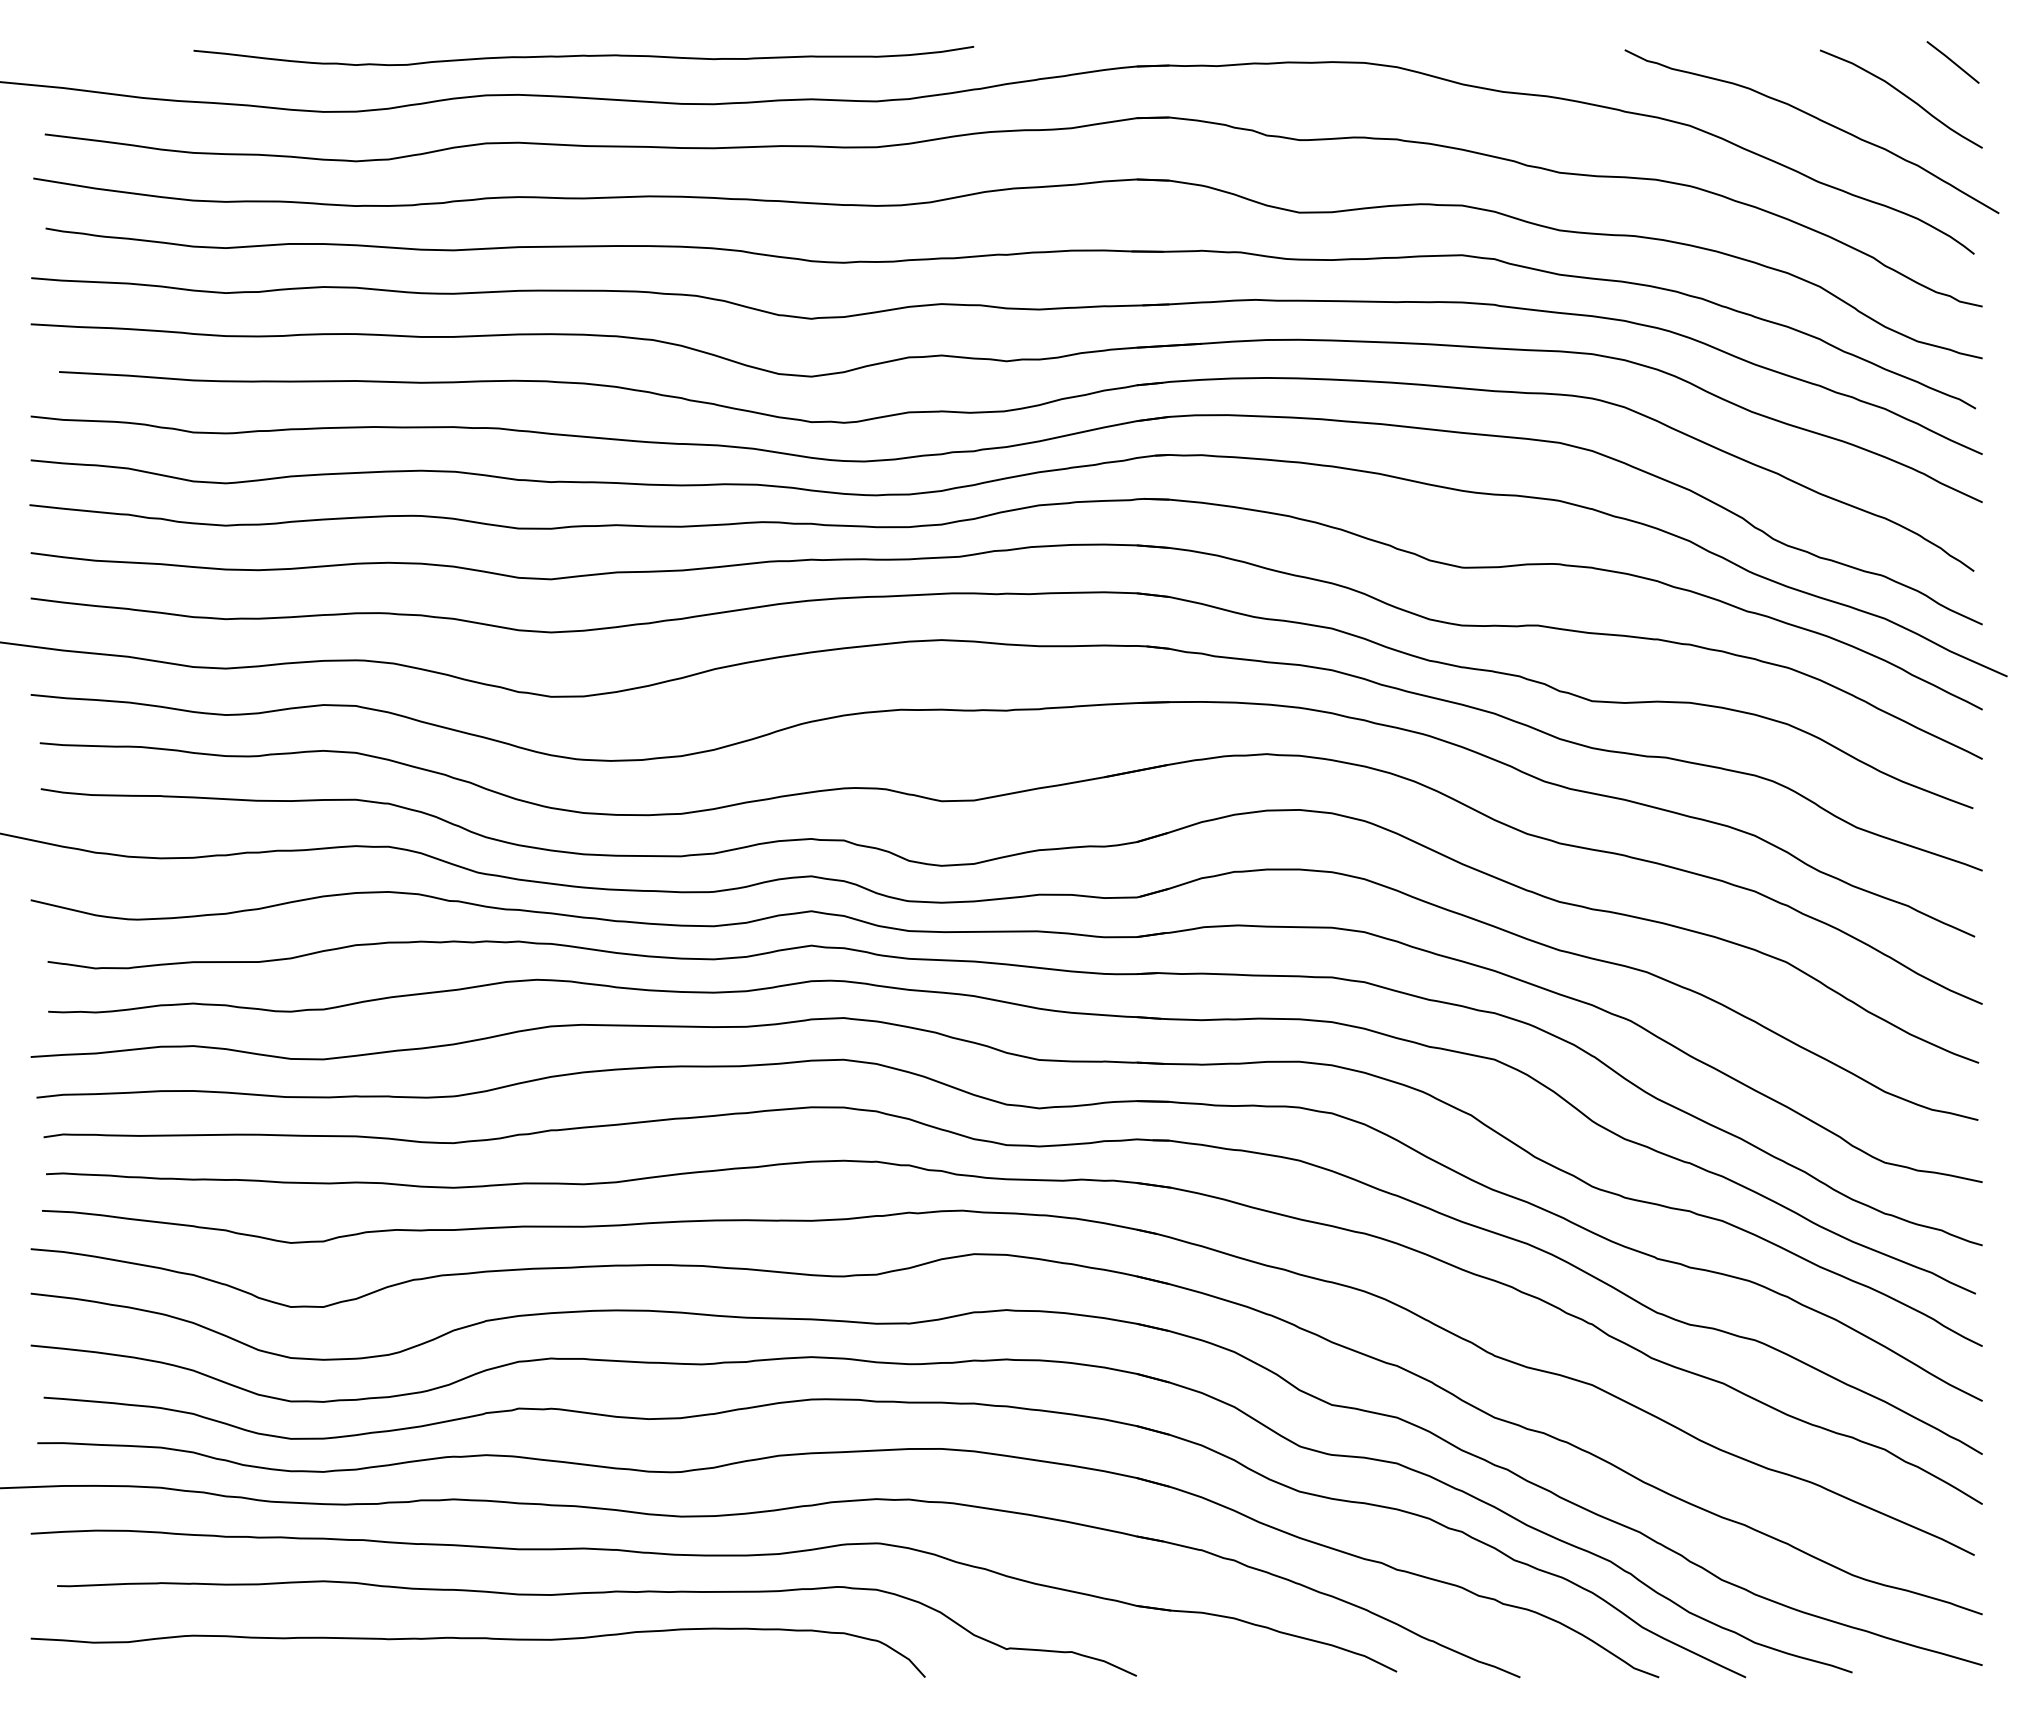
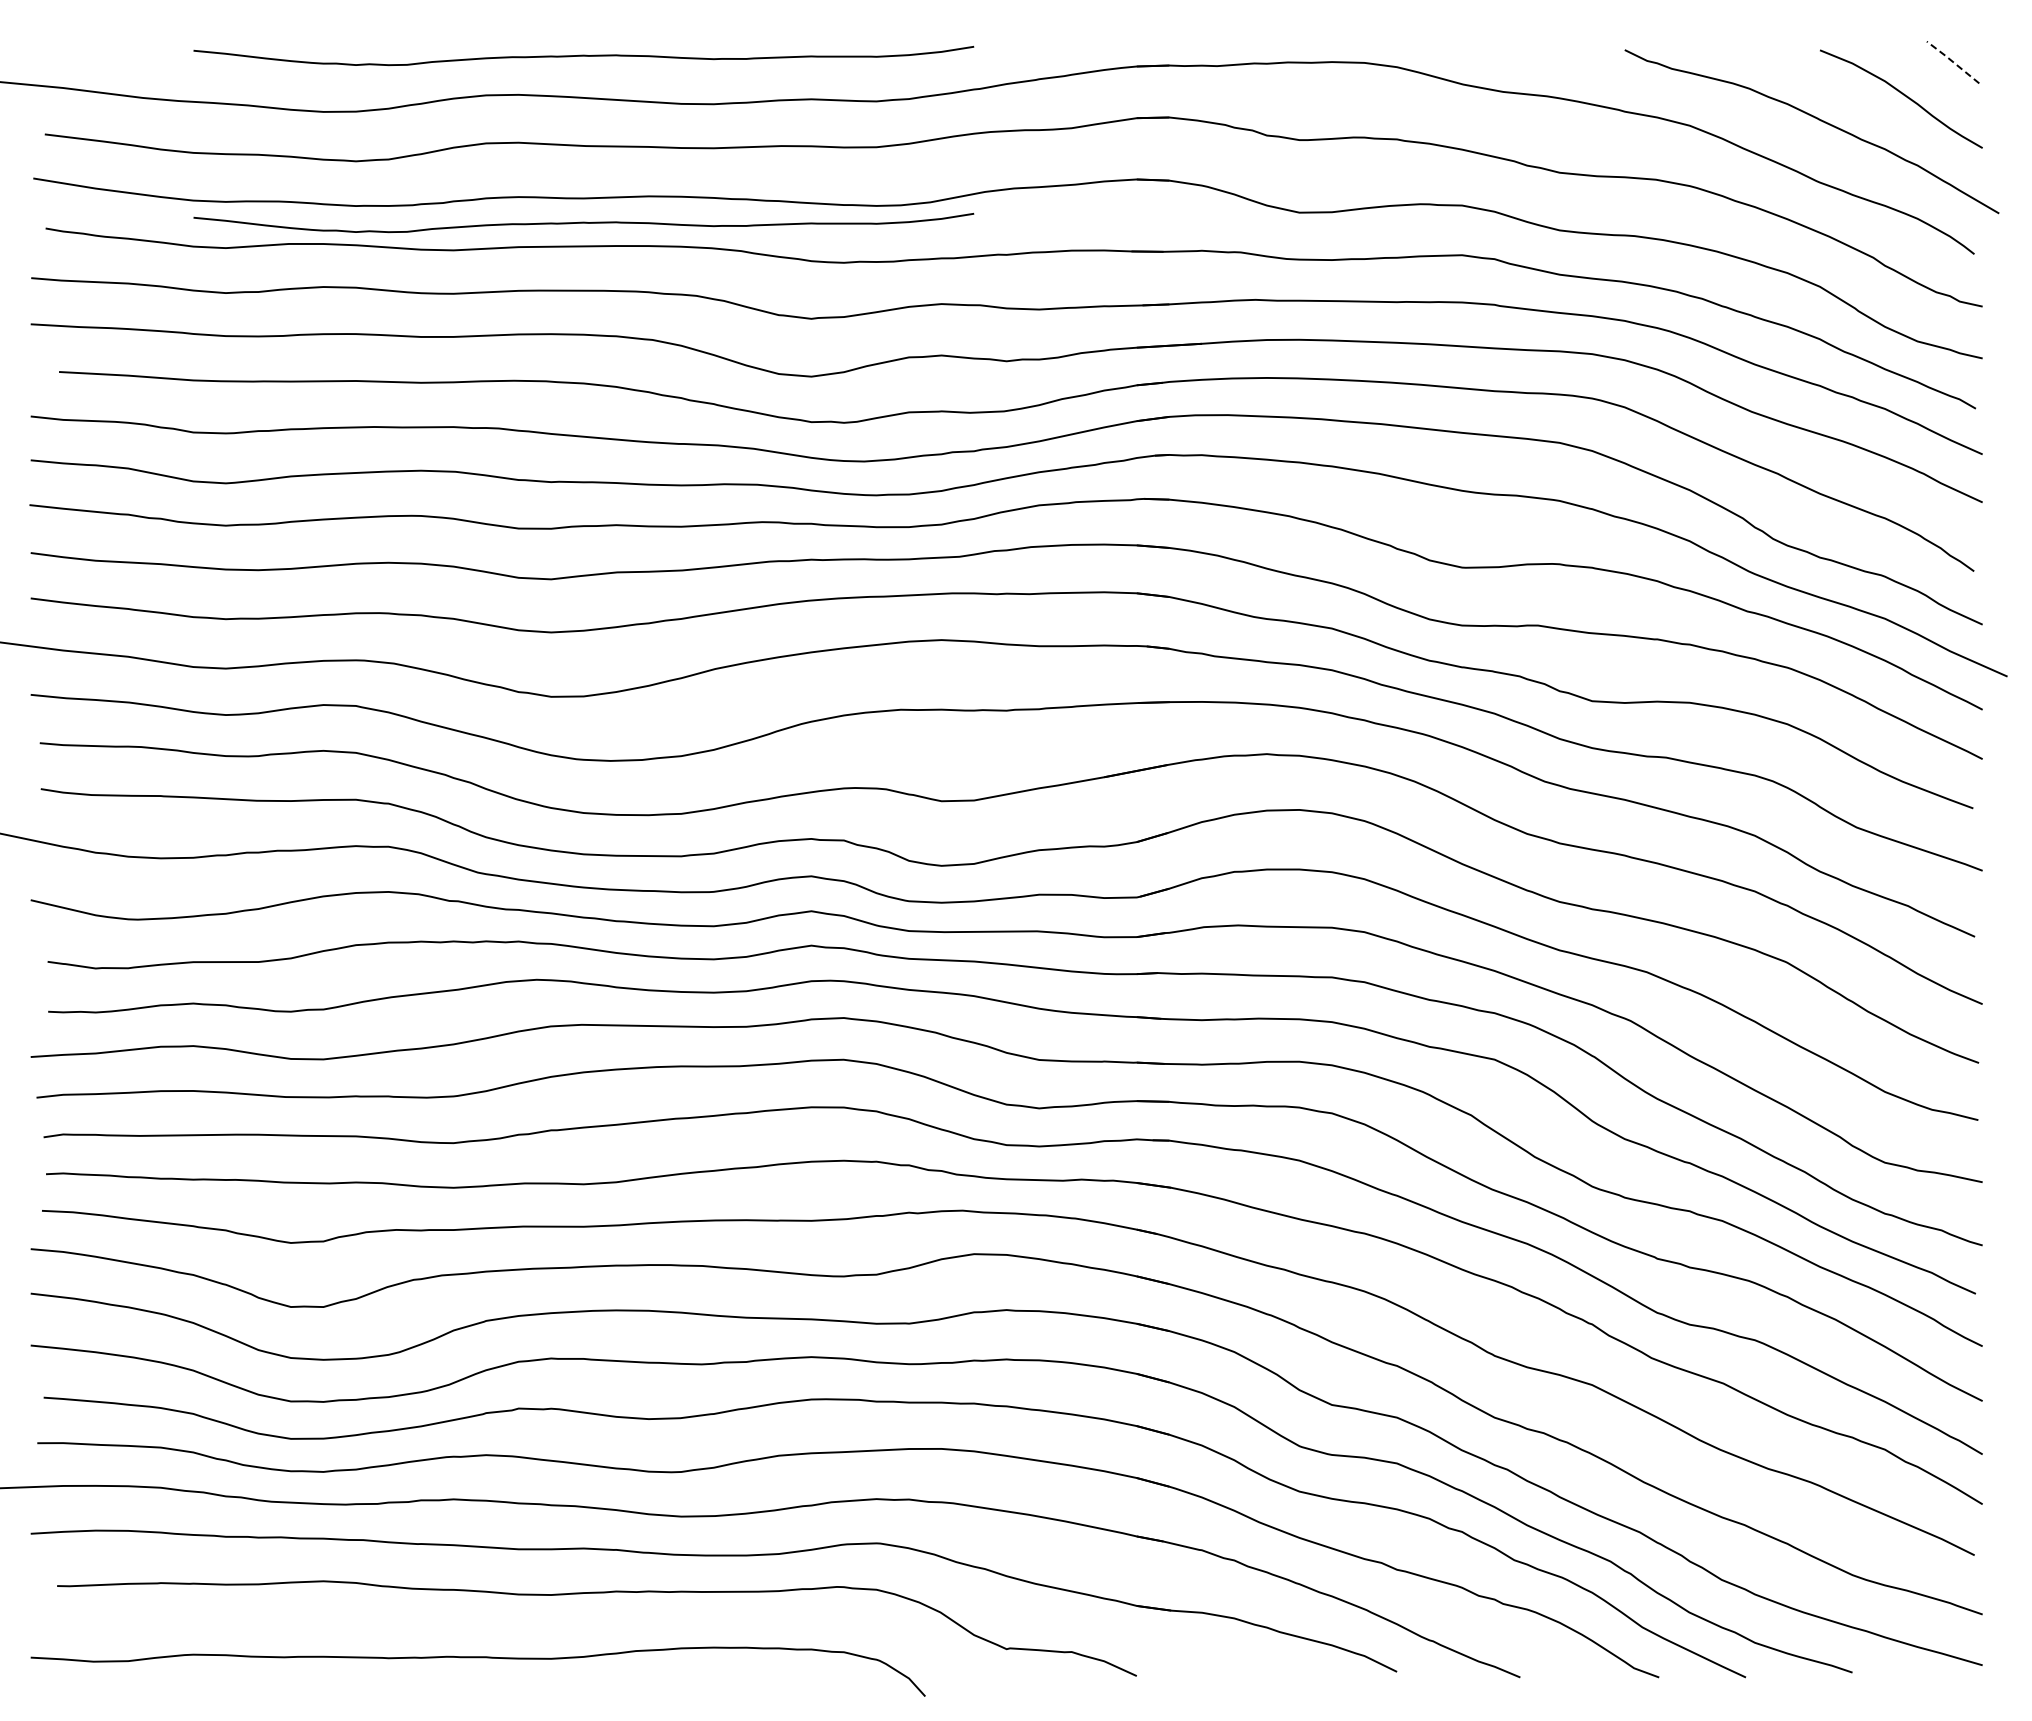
line: solid -> dashed (1952, 61)
curve: none -> present (583, 222)
curve position: (477, 1639) -> (477, 1658) (477, 1658)
